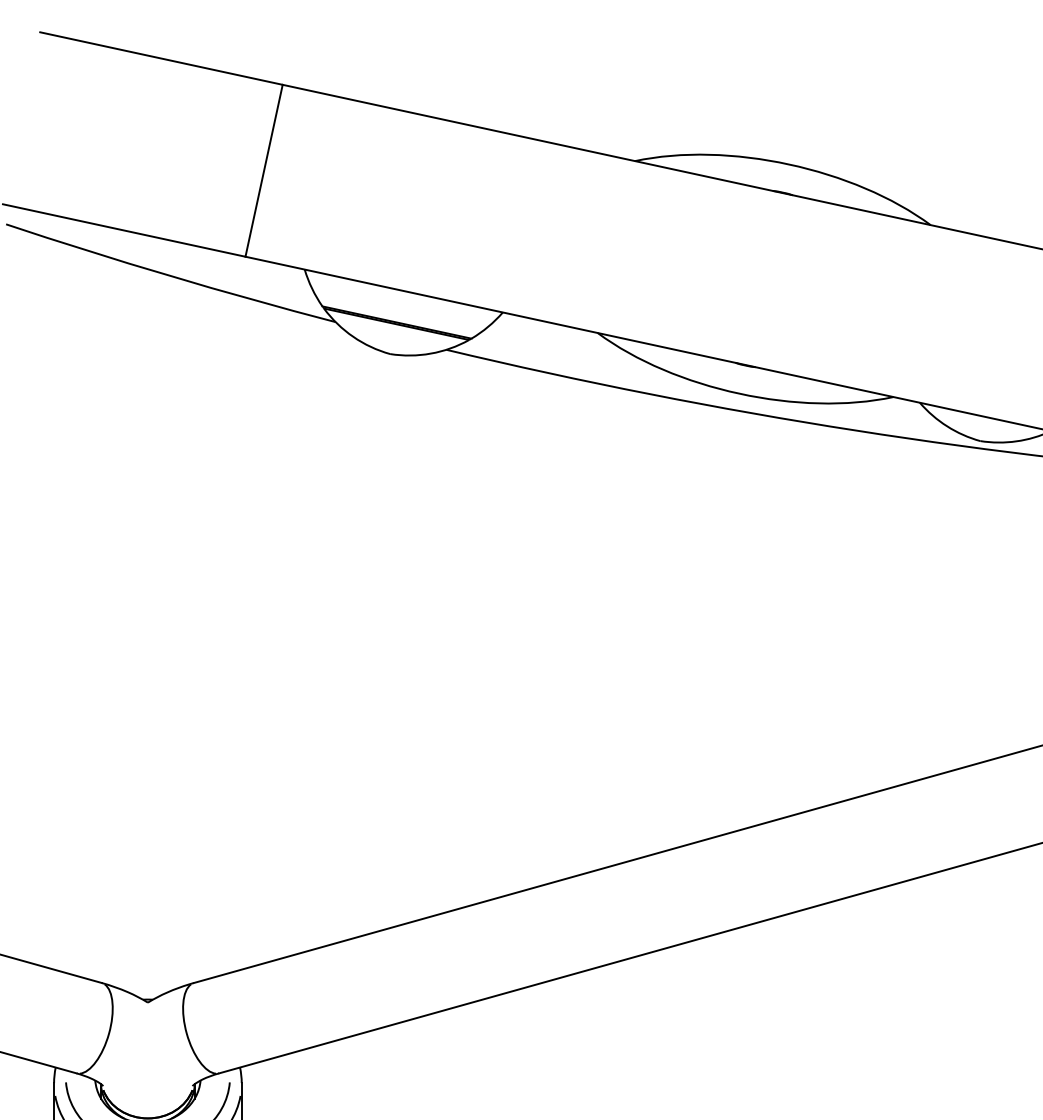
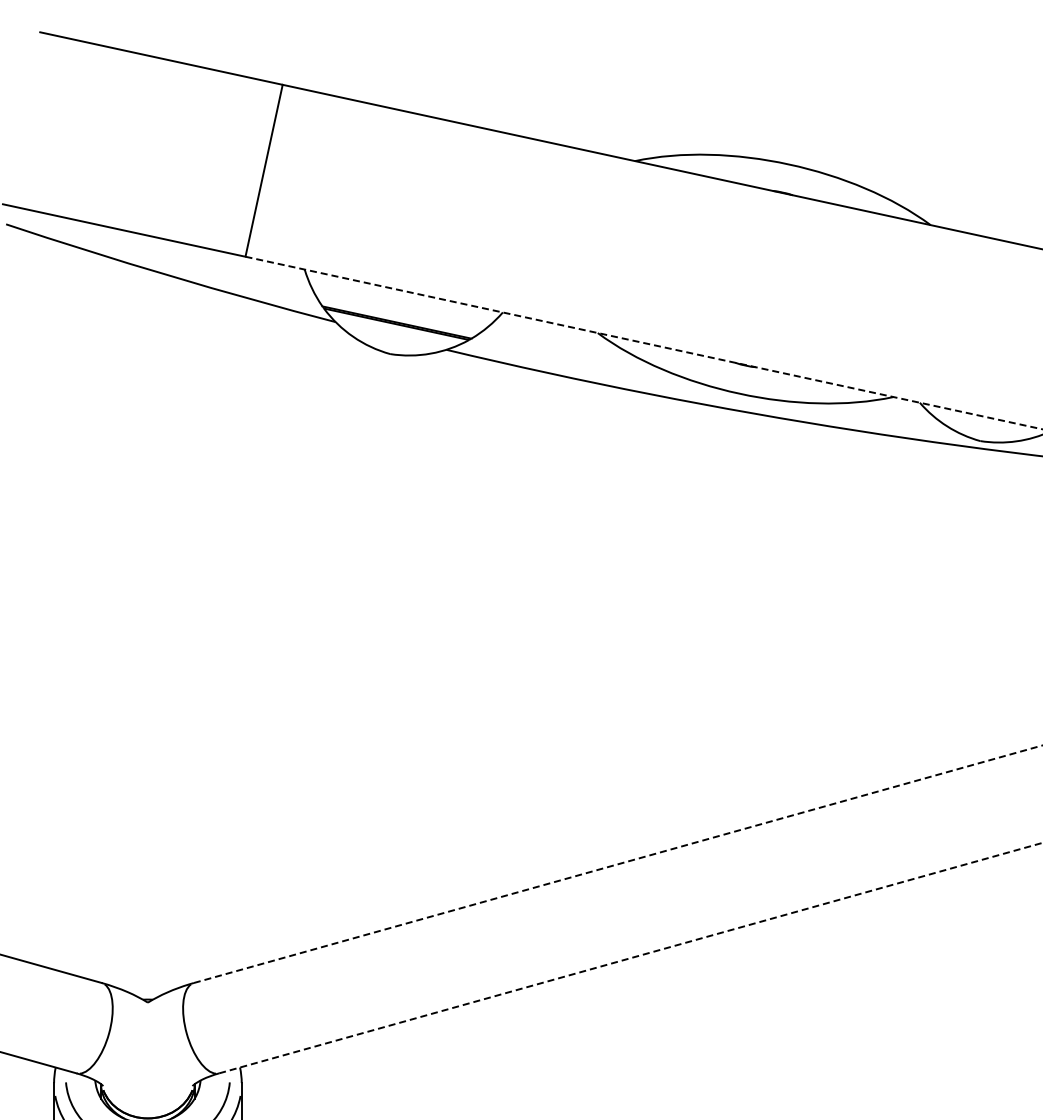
line: solid -> dashed (644, 343)
line: solid -> dashed (618, 864)
line: solid -> dashed (631, 958)
